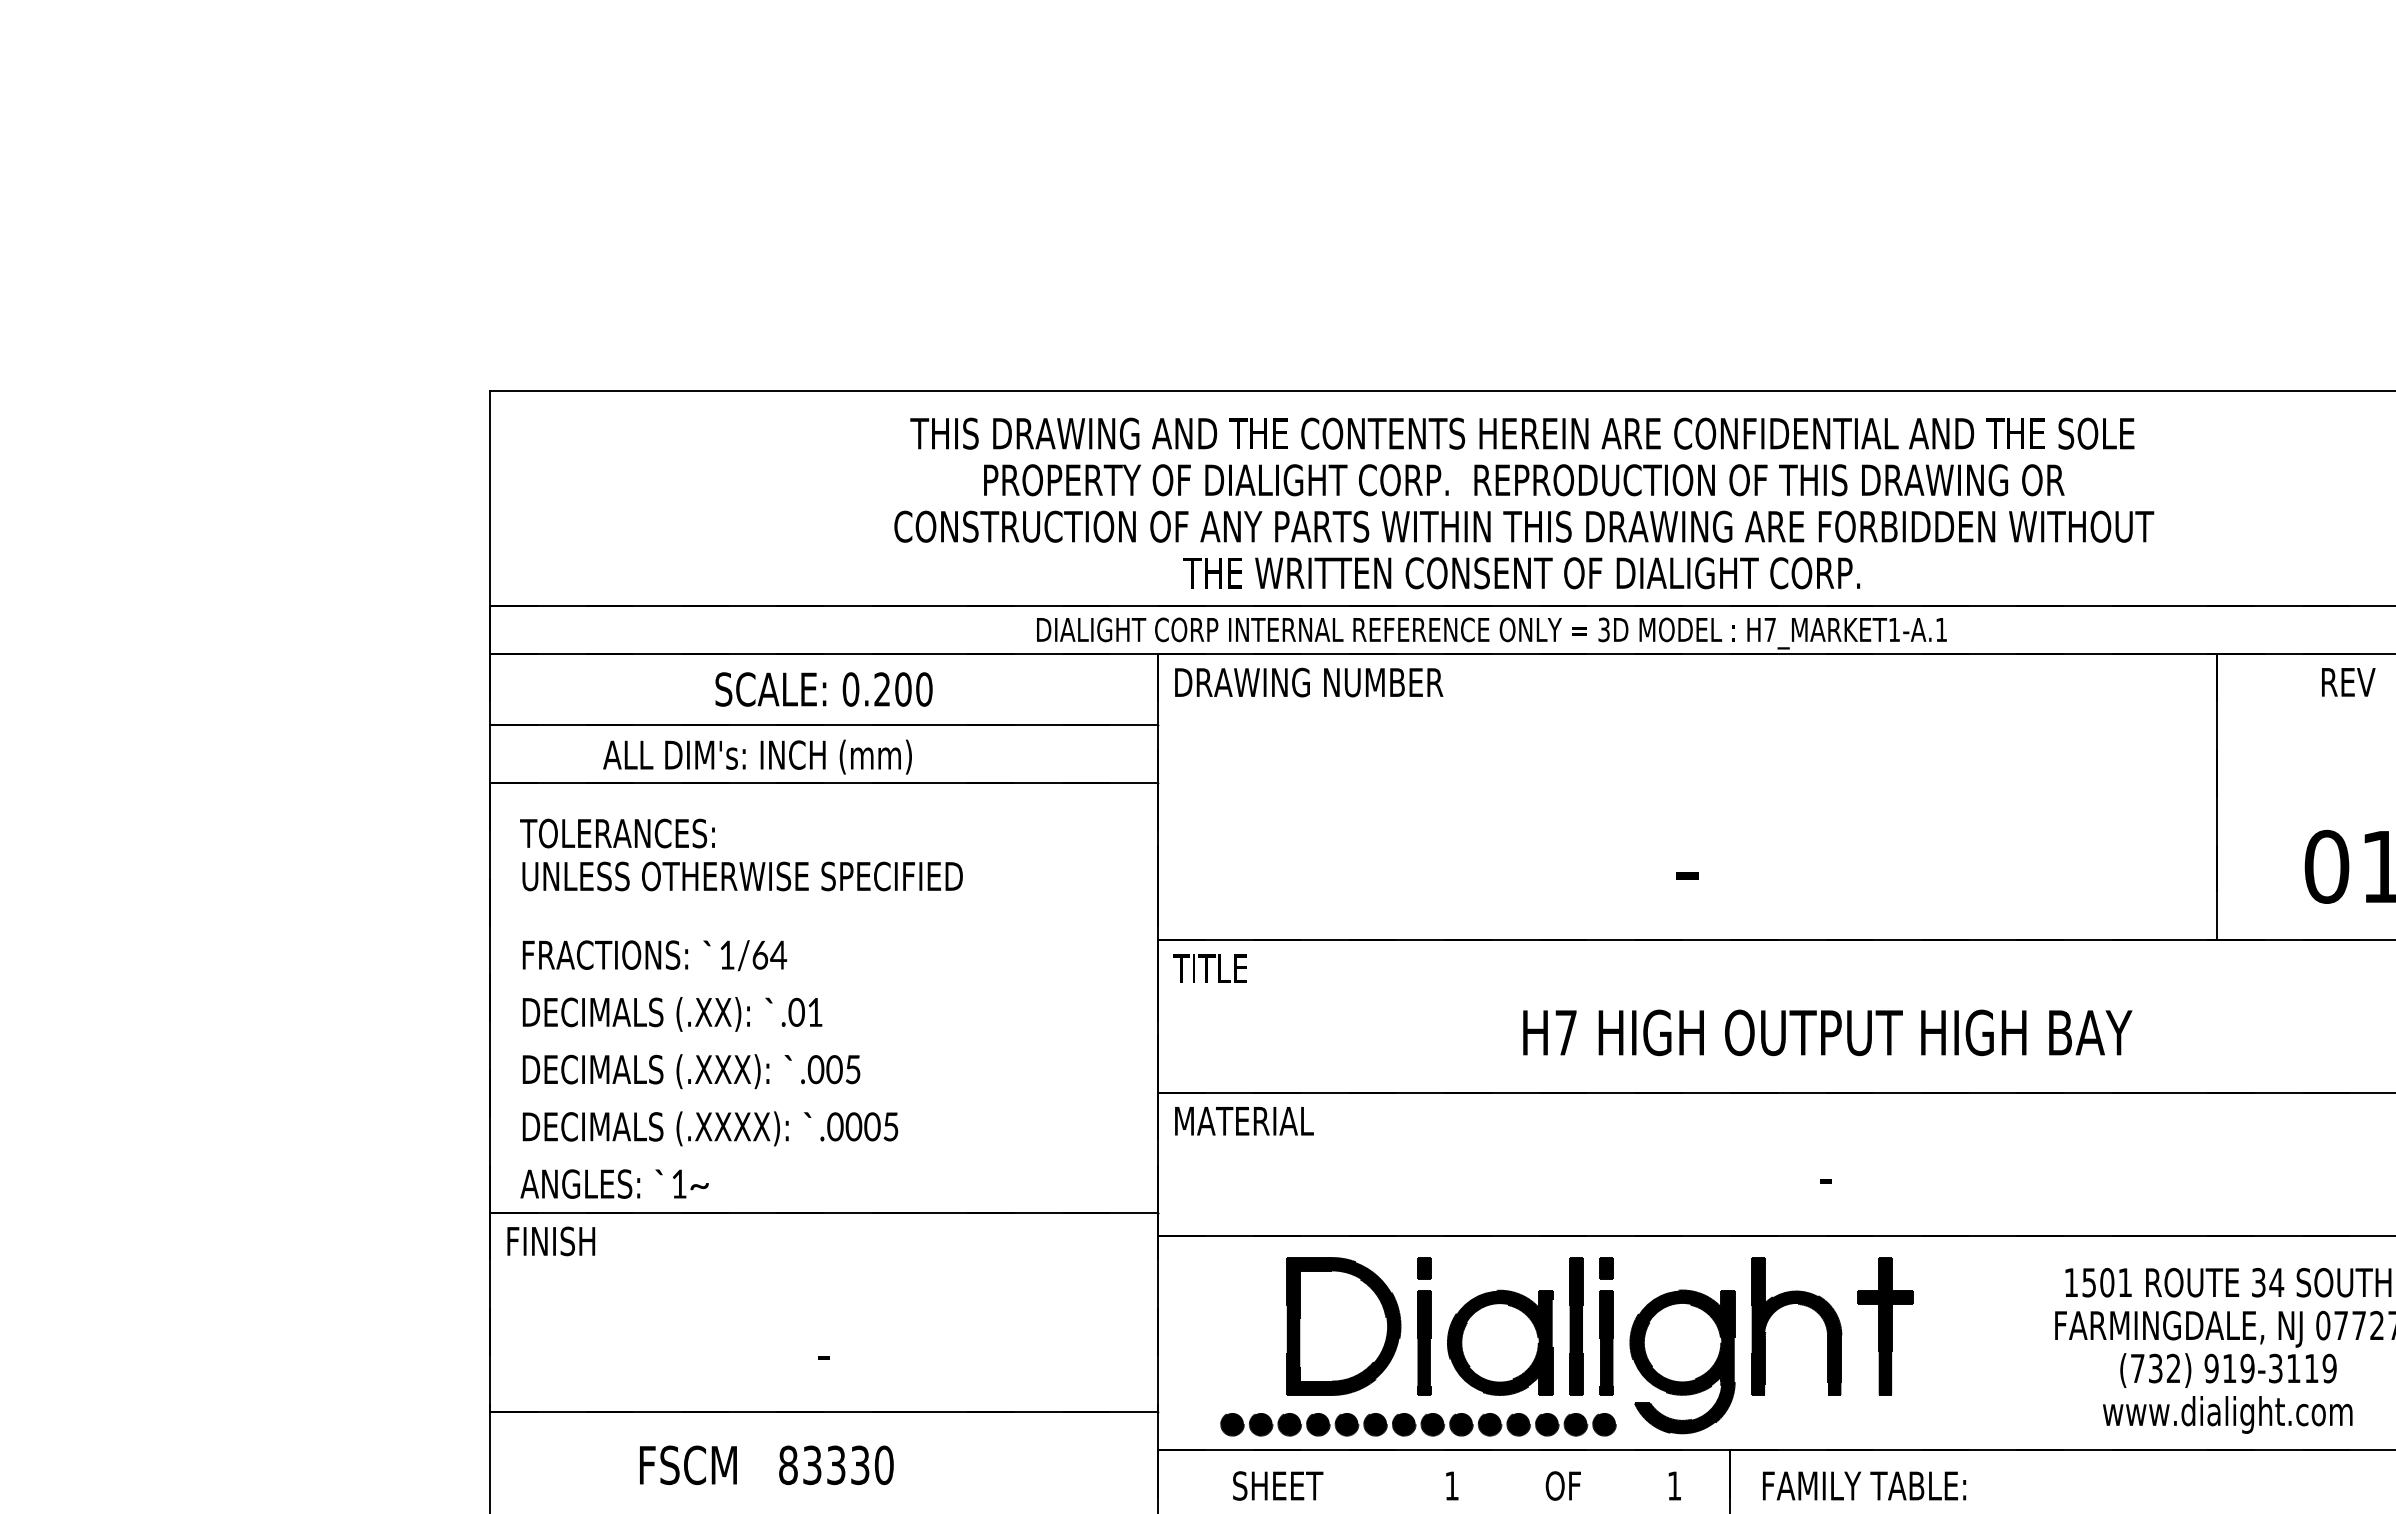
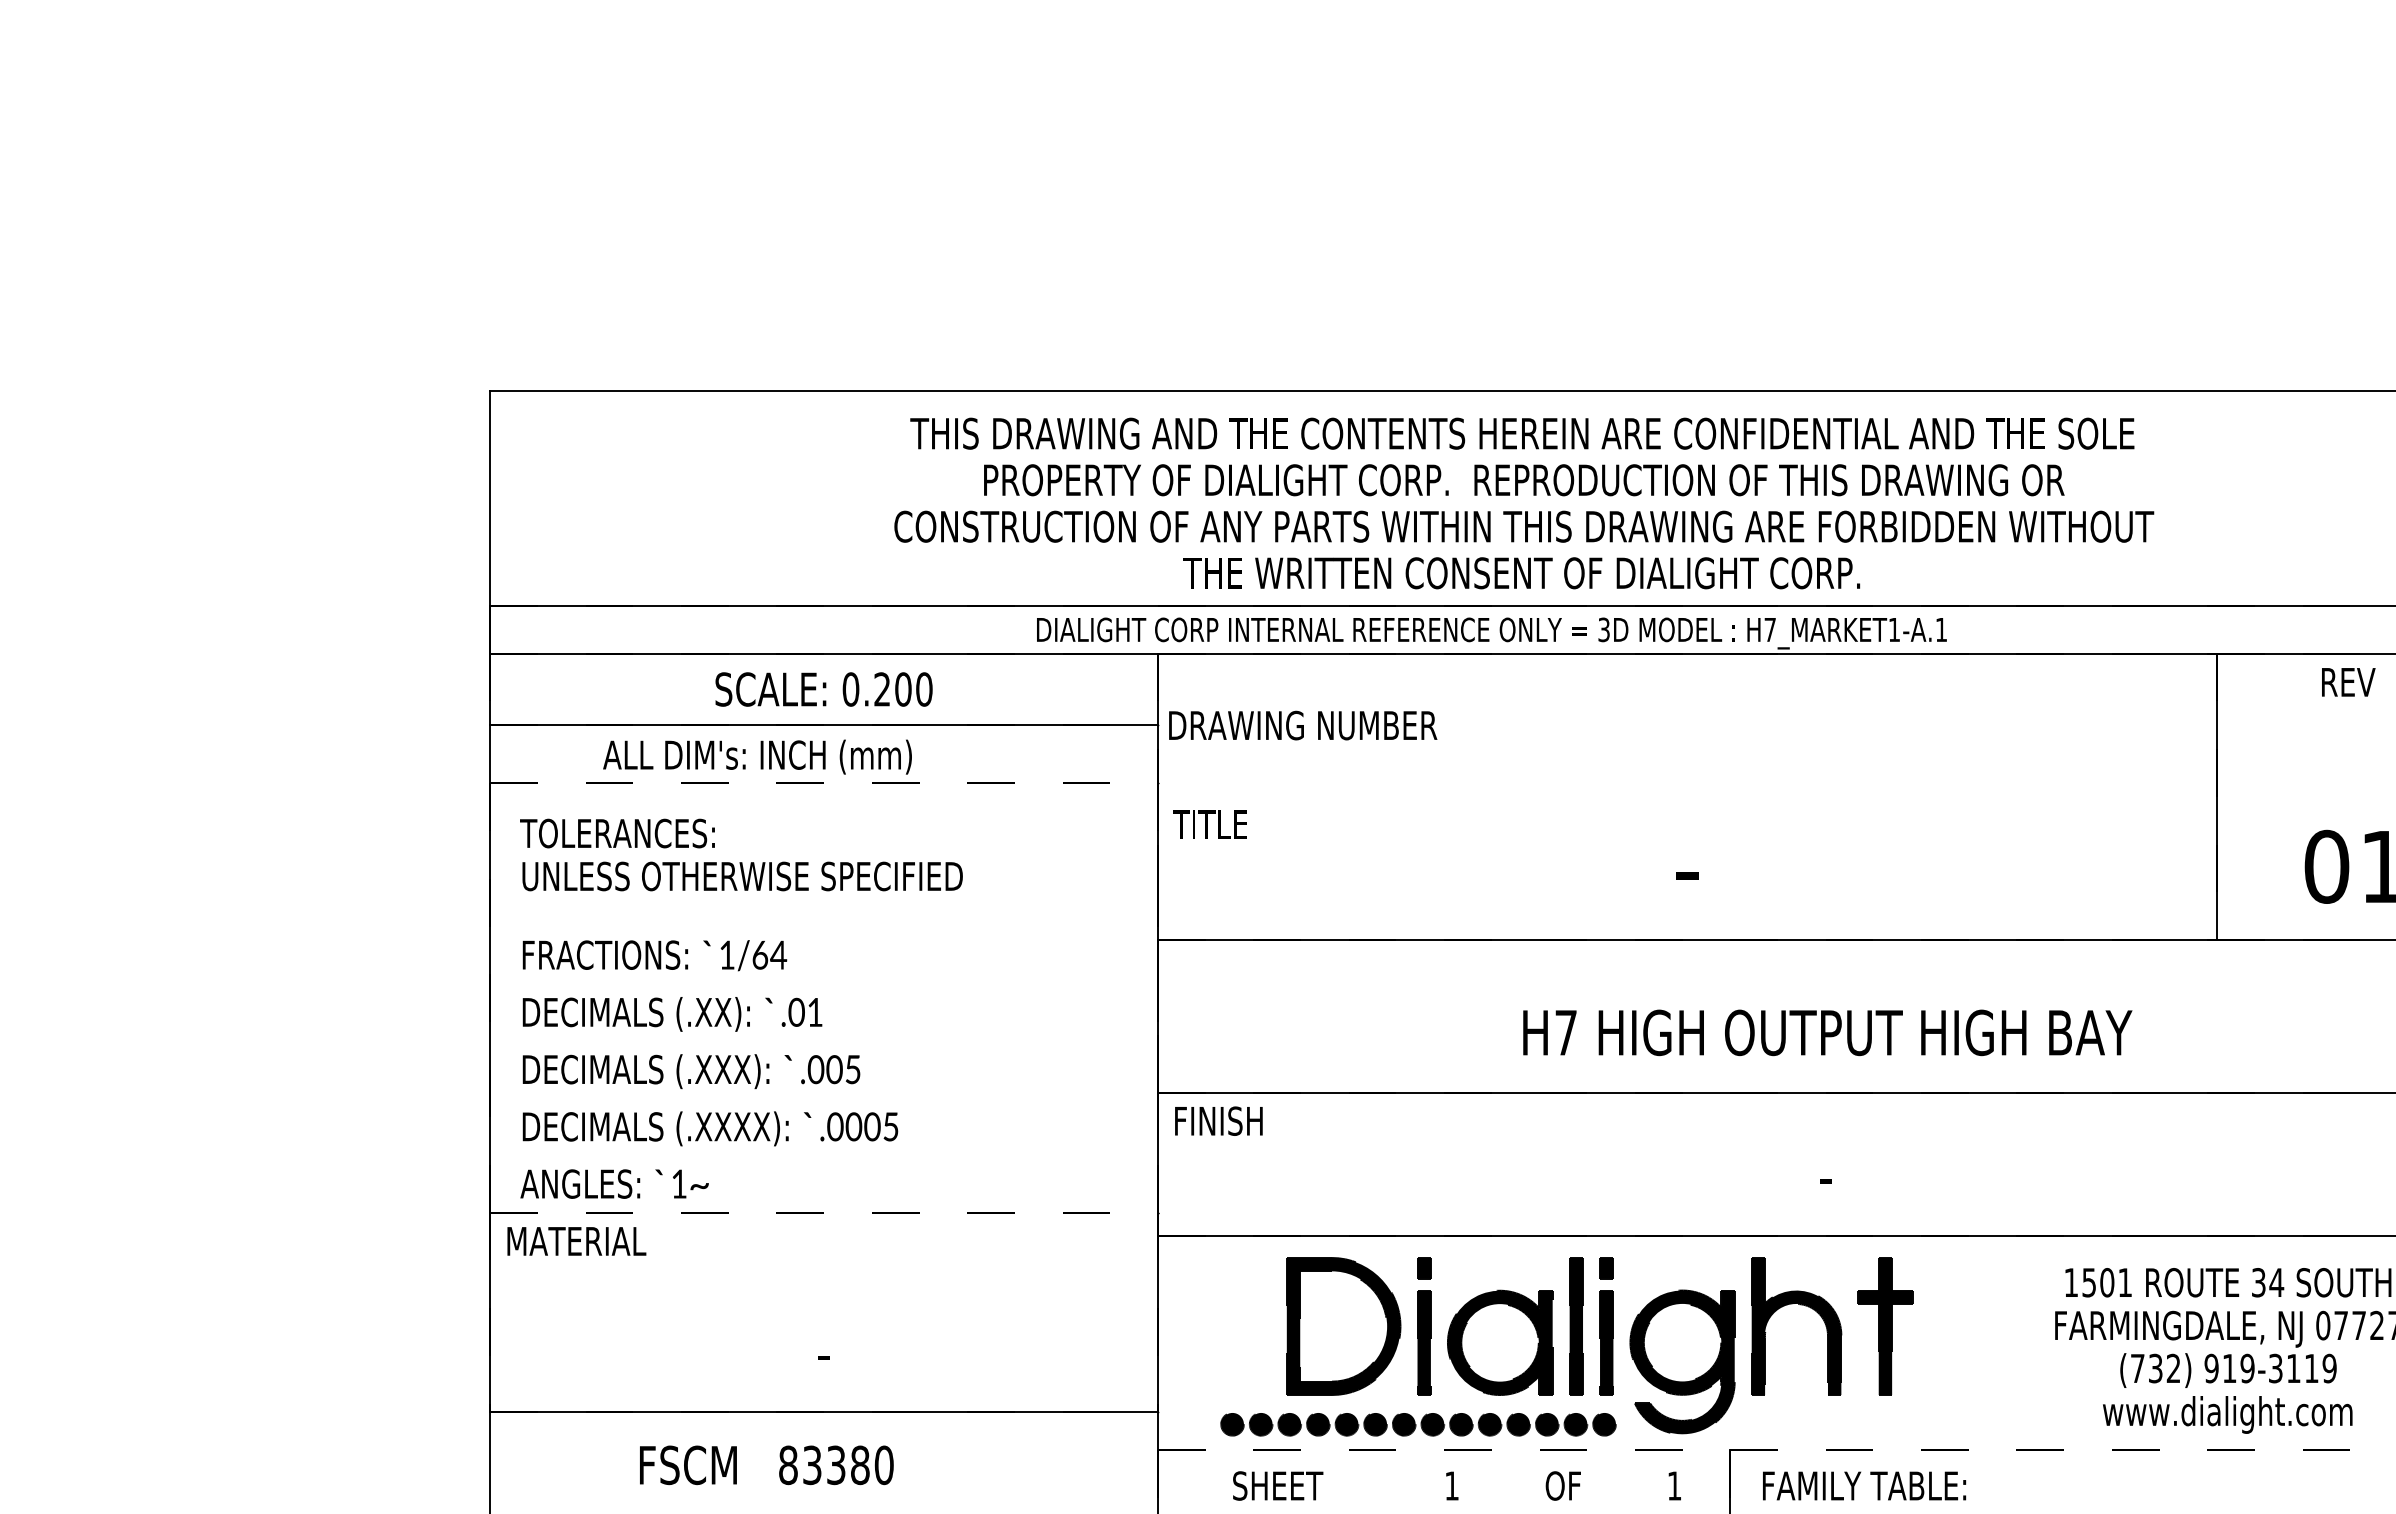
text position: (1309, 682) -> (1303, 725) (1303, 725)
line: solid -> dashed (824, 783)
text position: (1209, 968) -> (1209, 824) (1209, 824)
text: MATERIAL -> FINISH (1245, 1120)
line: solid -> dashed (824, 1212)
text: FINISH -> MATERIAL (578, 1241)
line: solid -> dashed (1776, 1450)
text: 83330 -> 83380 (860, 1465)
